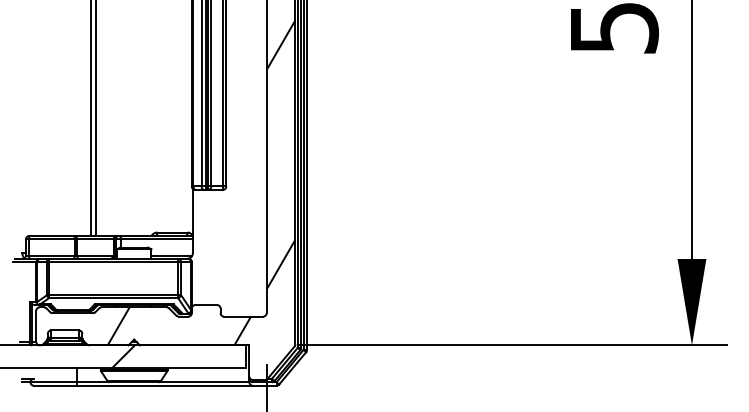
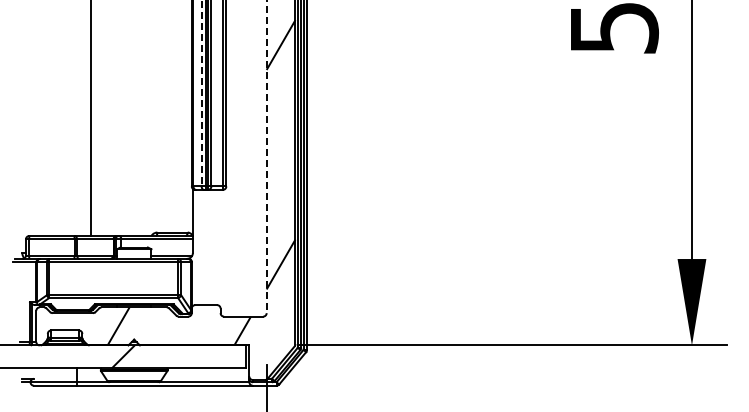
line: solid -> dashed (201, 93)
line: present -> none (95, 118)
line: solid -> dashed (266, 157)
